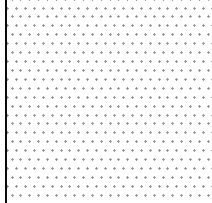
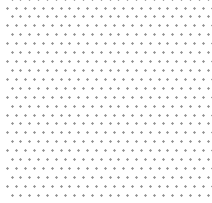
line: present -> none (6, 100)
